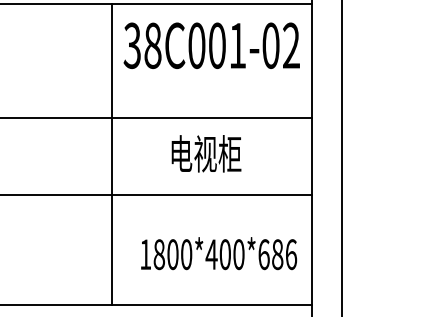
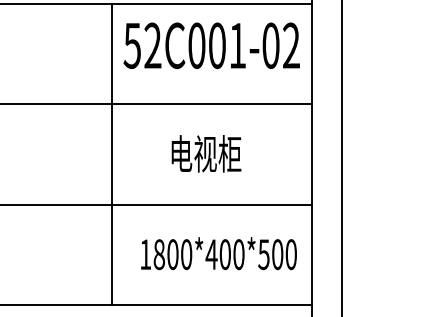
text: 38C001-02 -> 52C001-02 (142, 45)
line position: (156, 118) -> (156, 104) (156, 104)
line position: (156, 194) -> (156, 204) (156, 204)
text: 1800*400*686 -> 1800*400*500 (277, 254)
